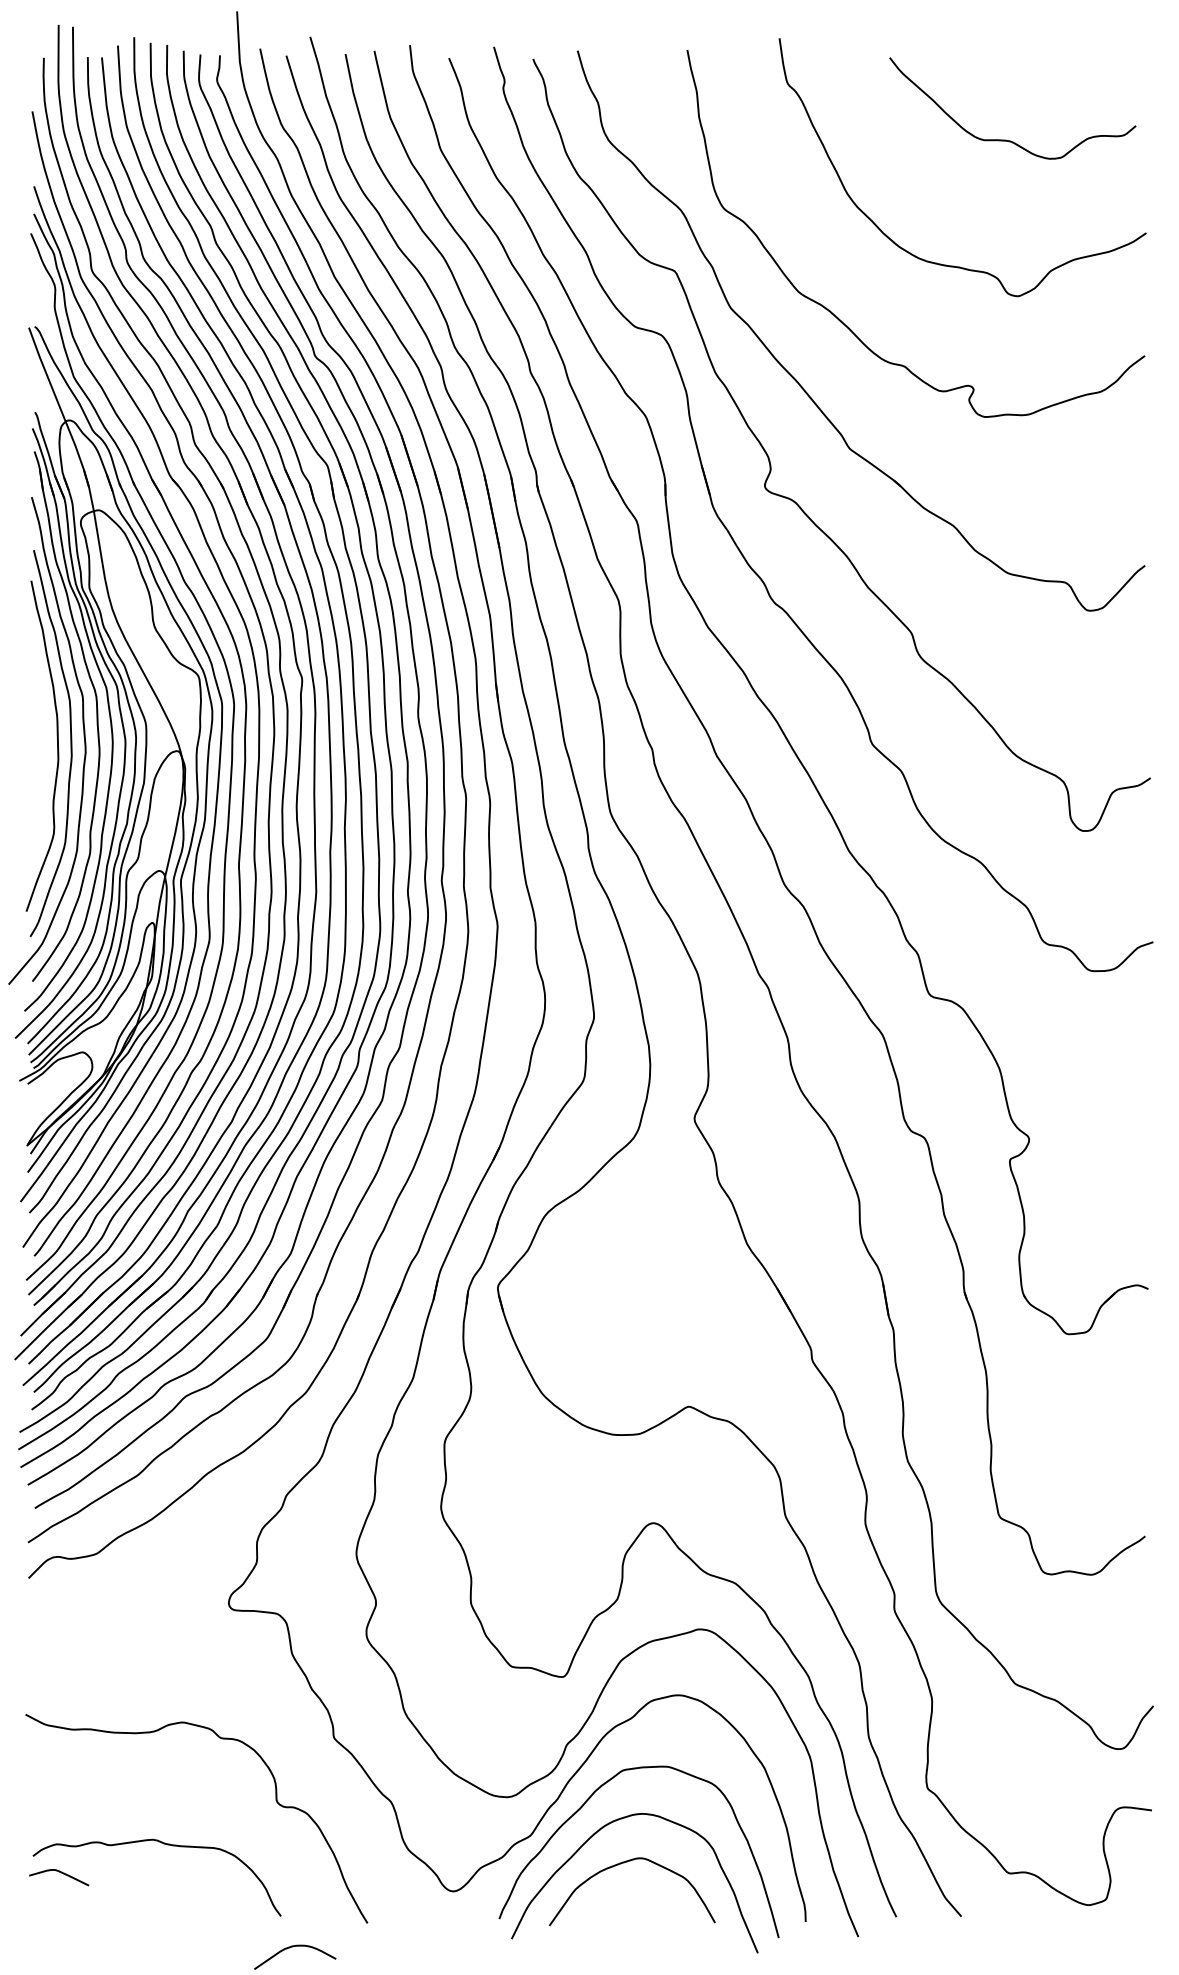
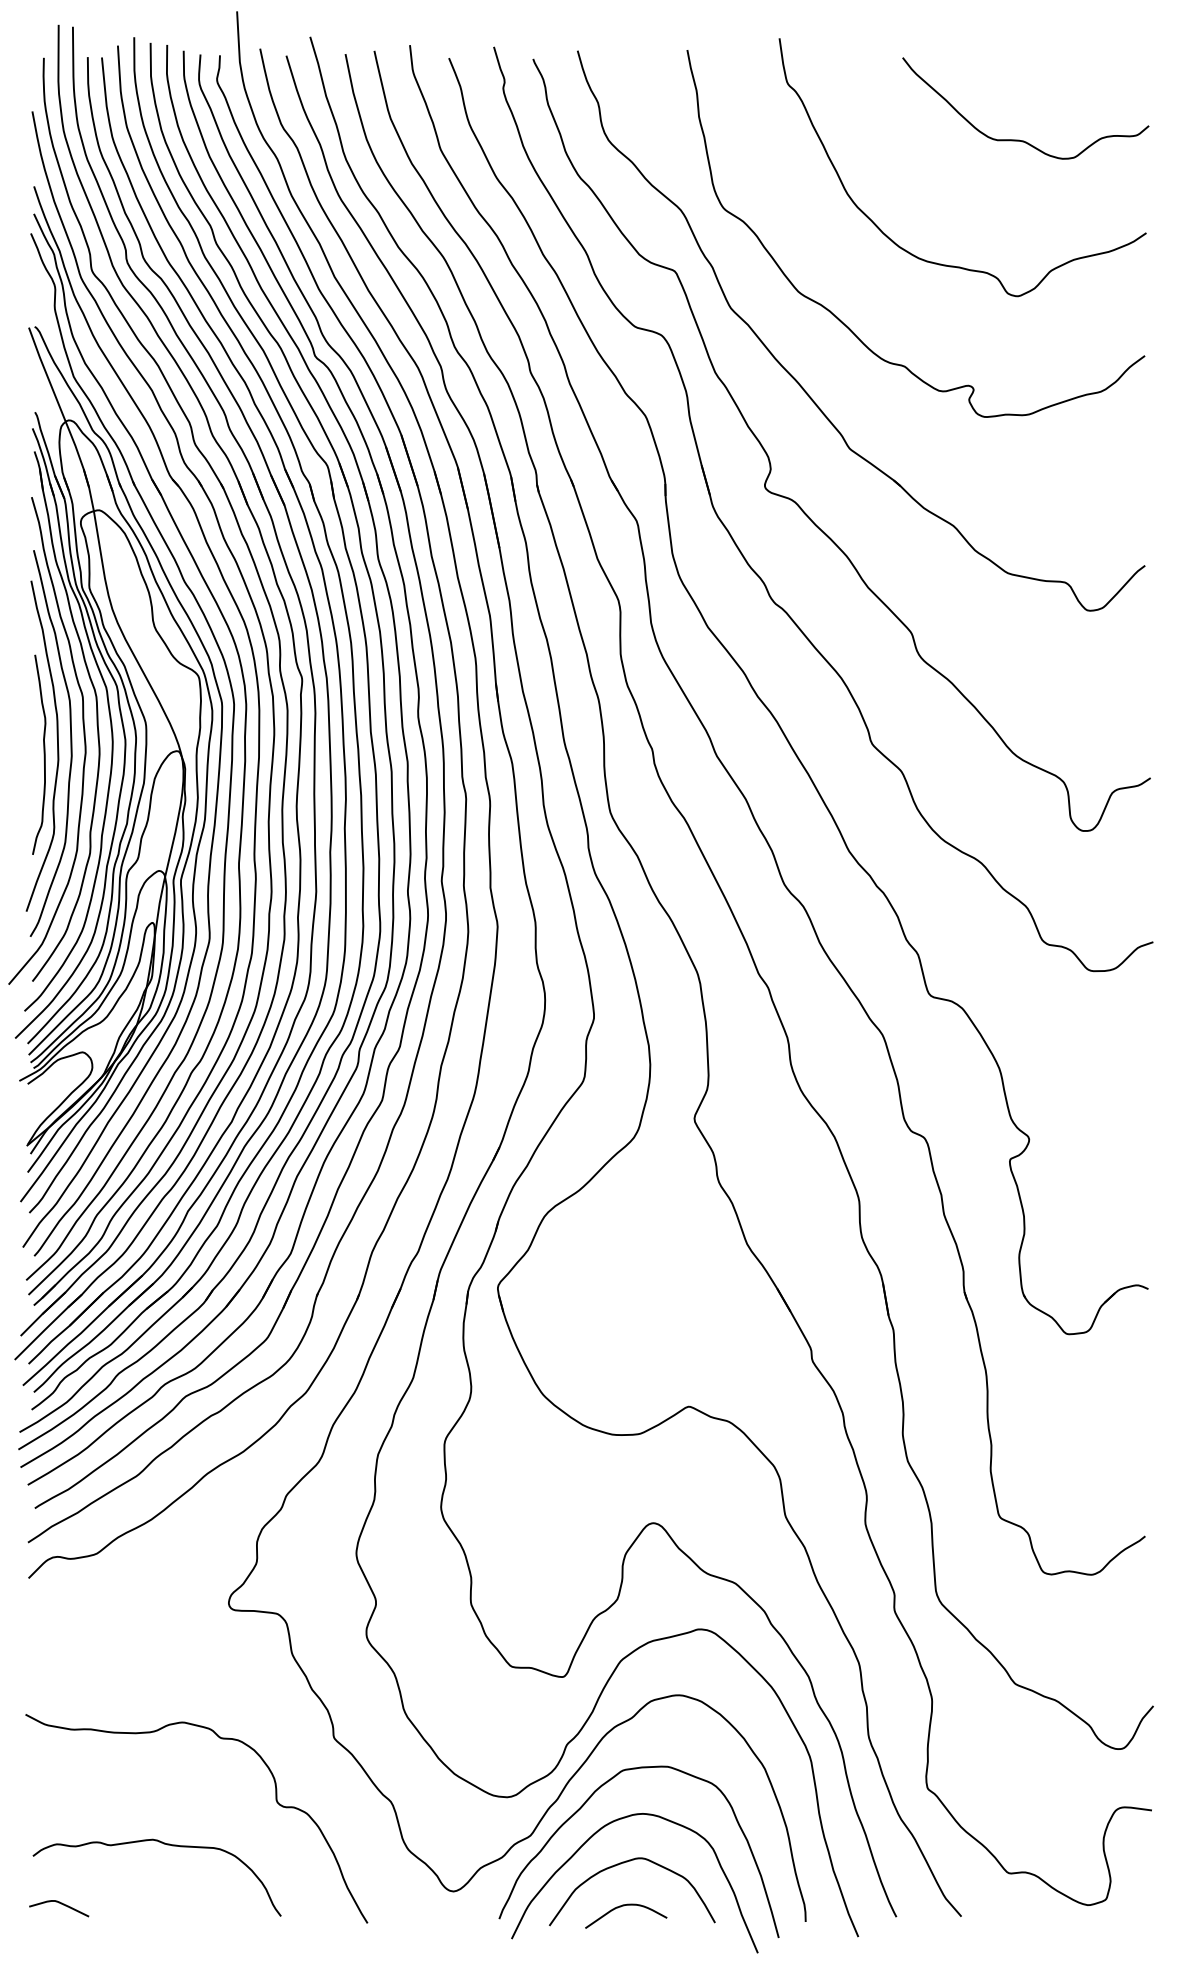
curve position: (1006, 139) -> (1019, 139) (1019, 139)
curve: none -> present (43, 754)
curve position: (61, 1873) -> (61, 1904) (61, 1904)
curve position: (293, 1947) -> (624, 1906) (624, 1906)
